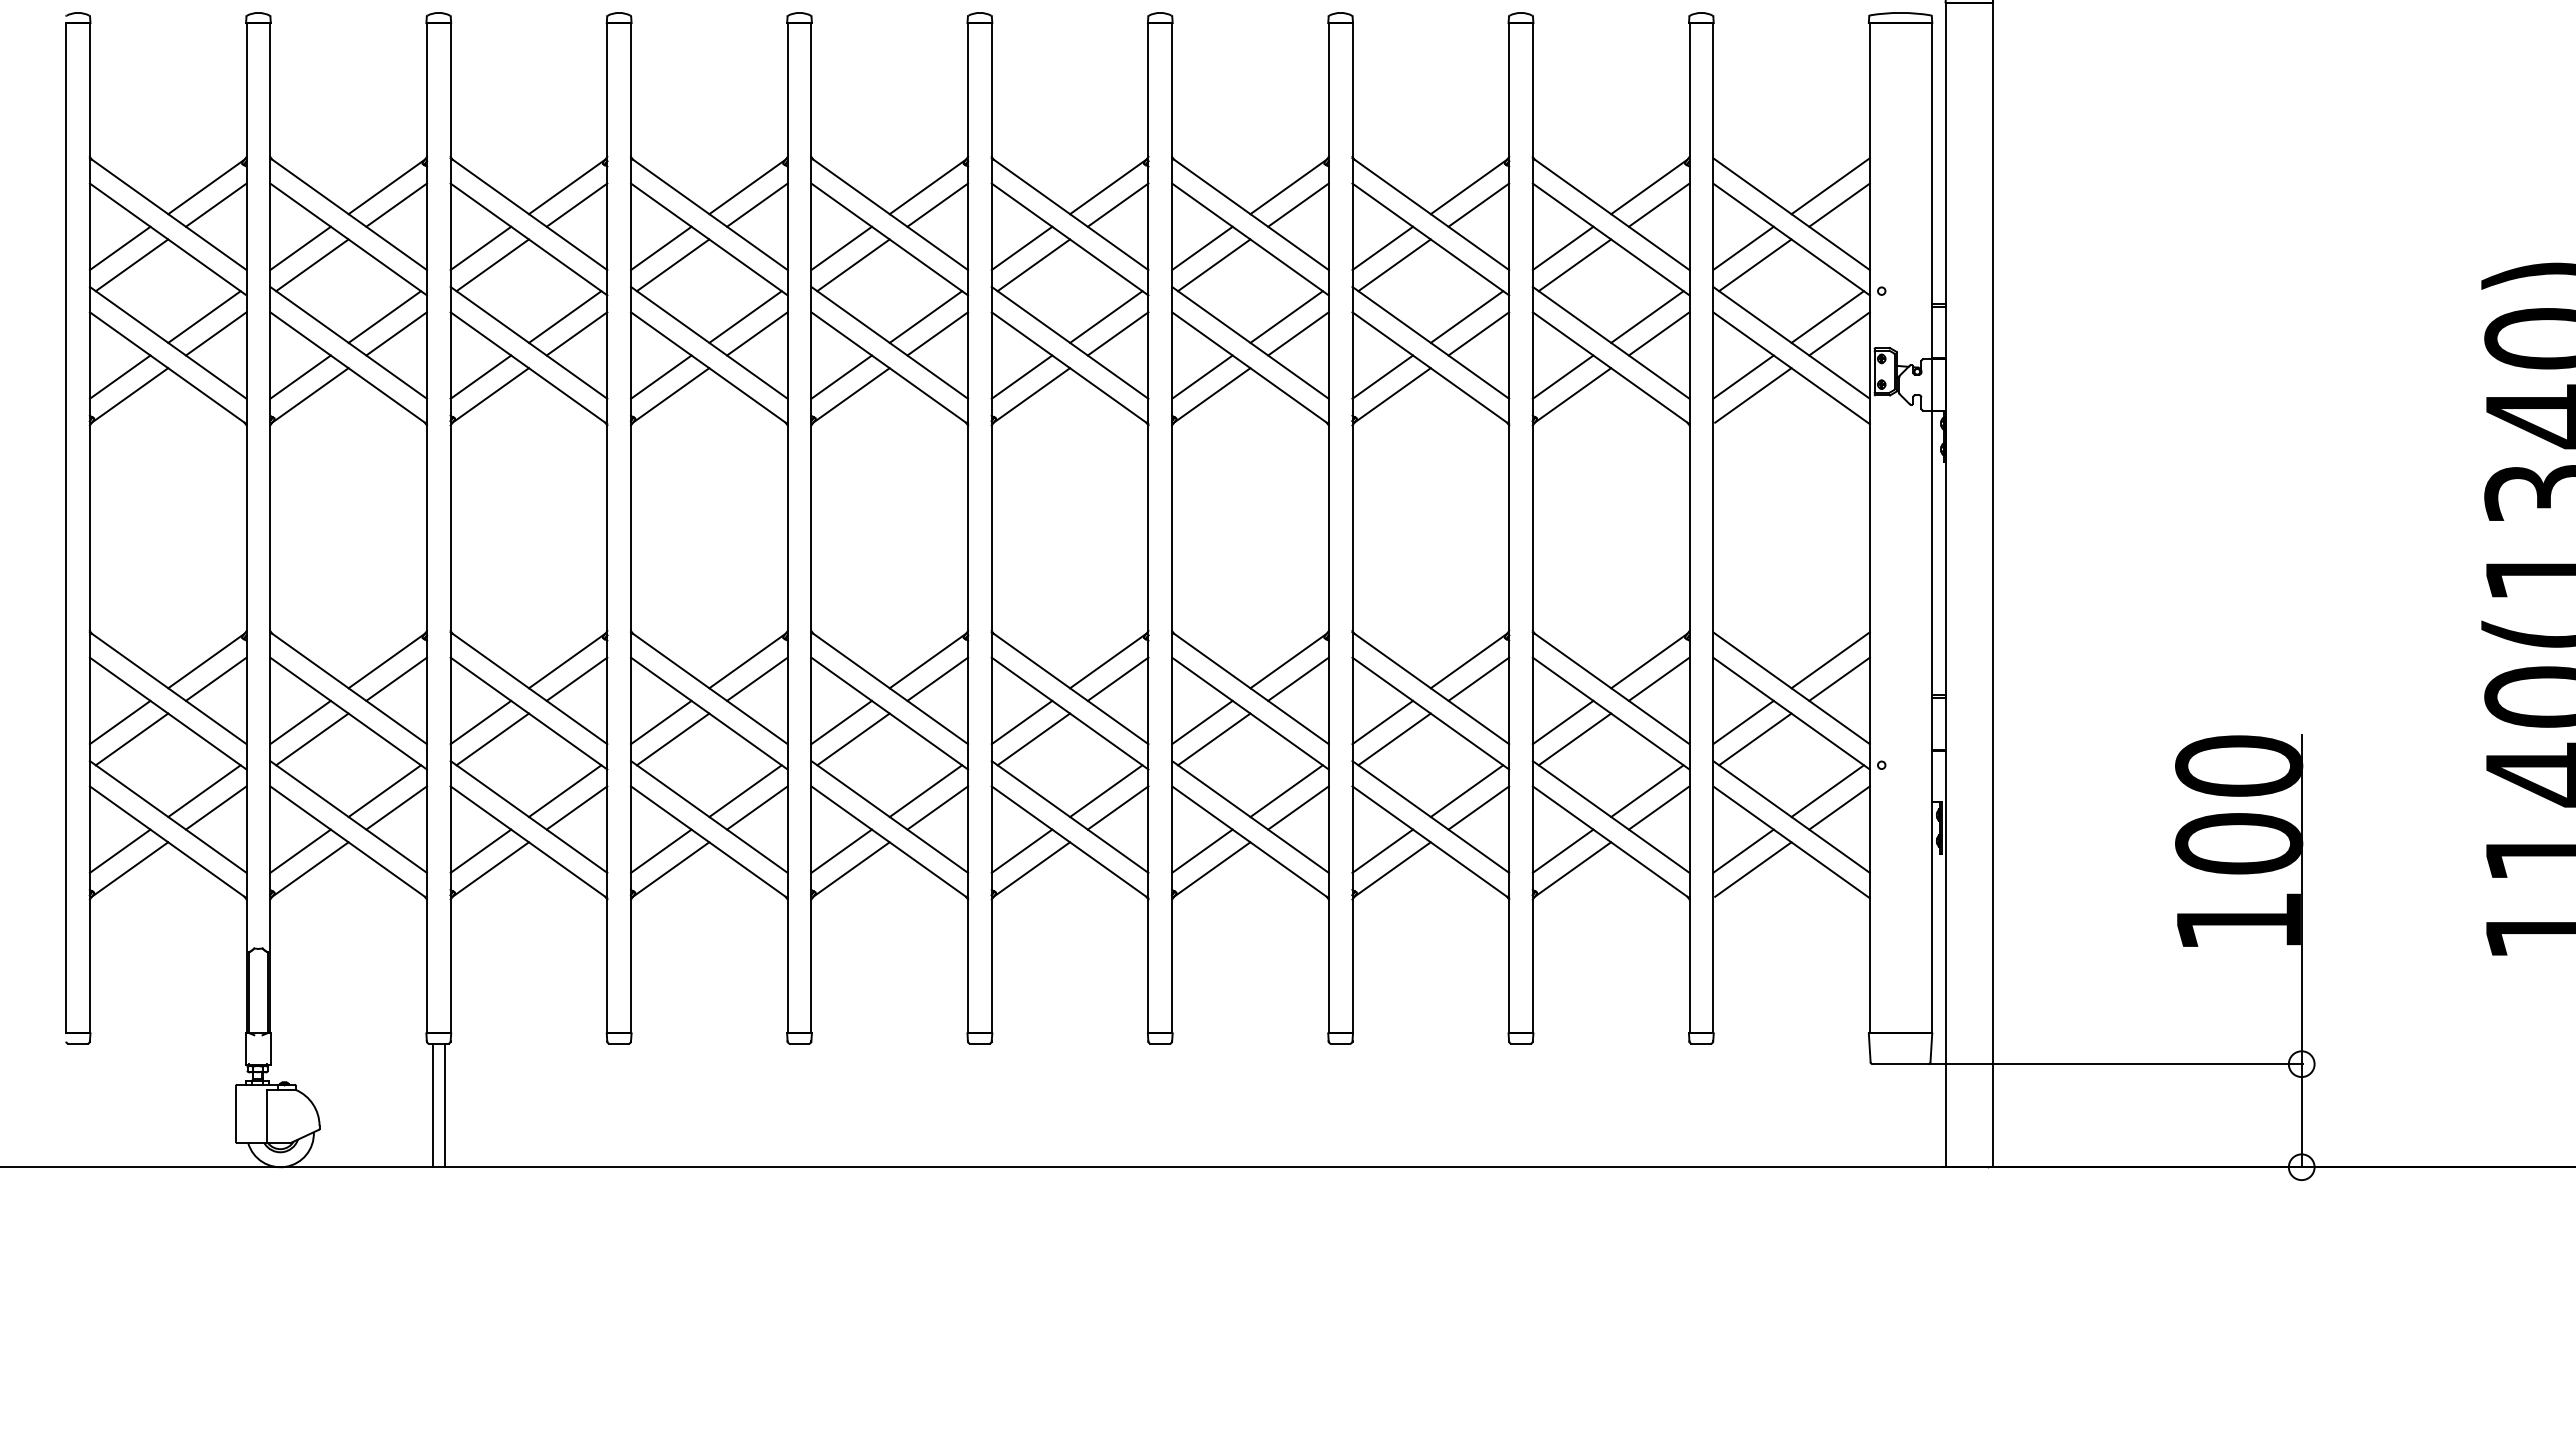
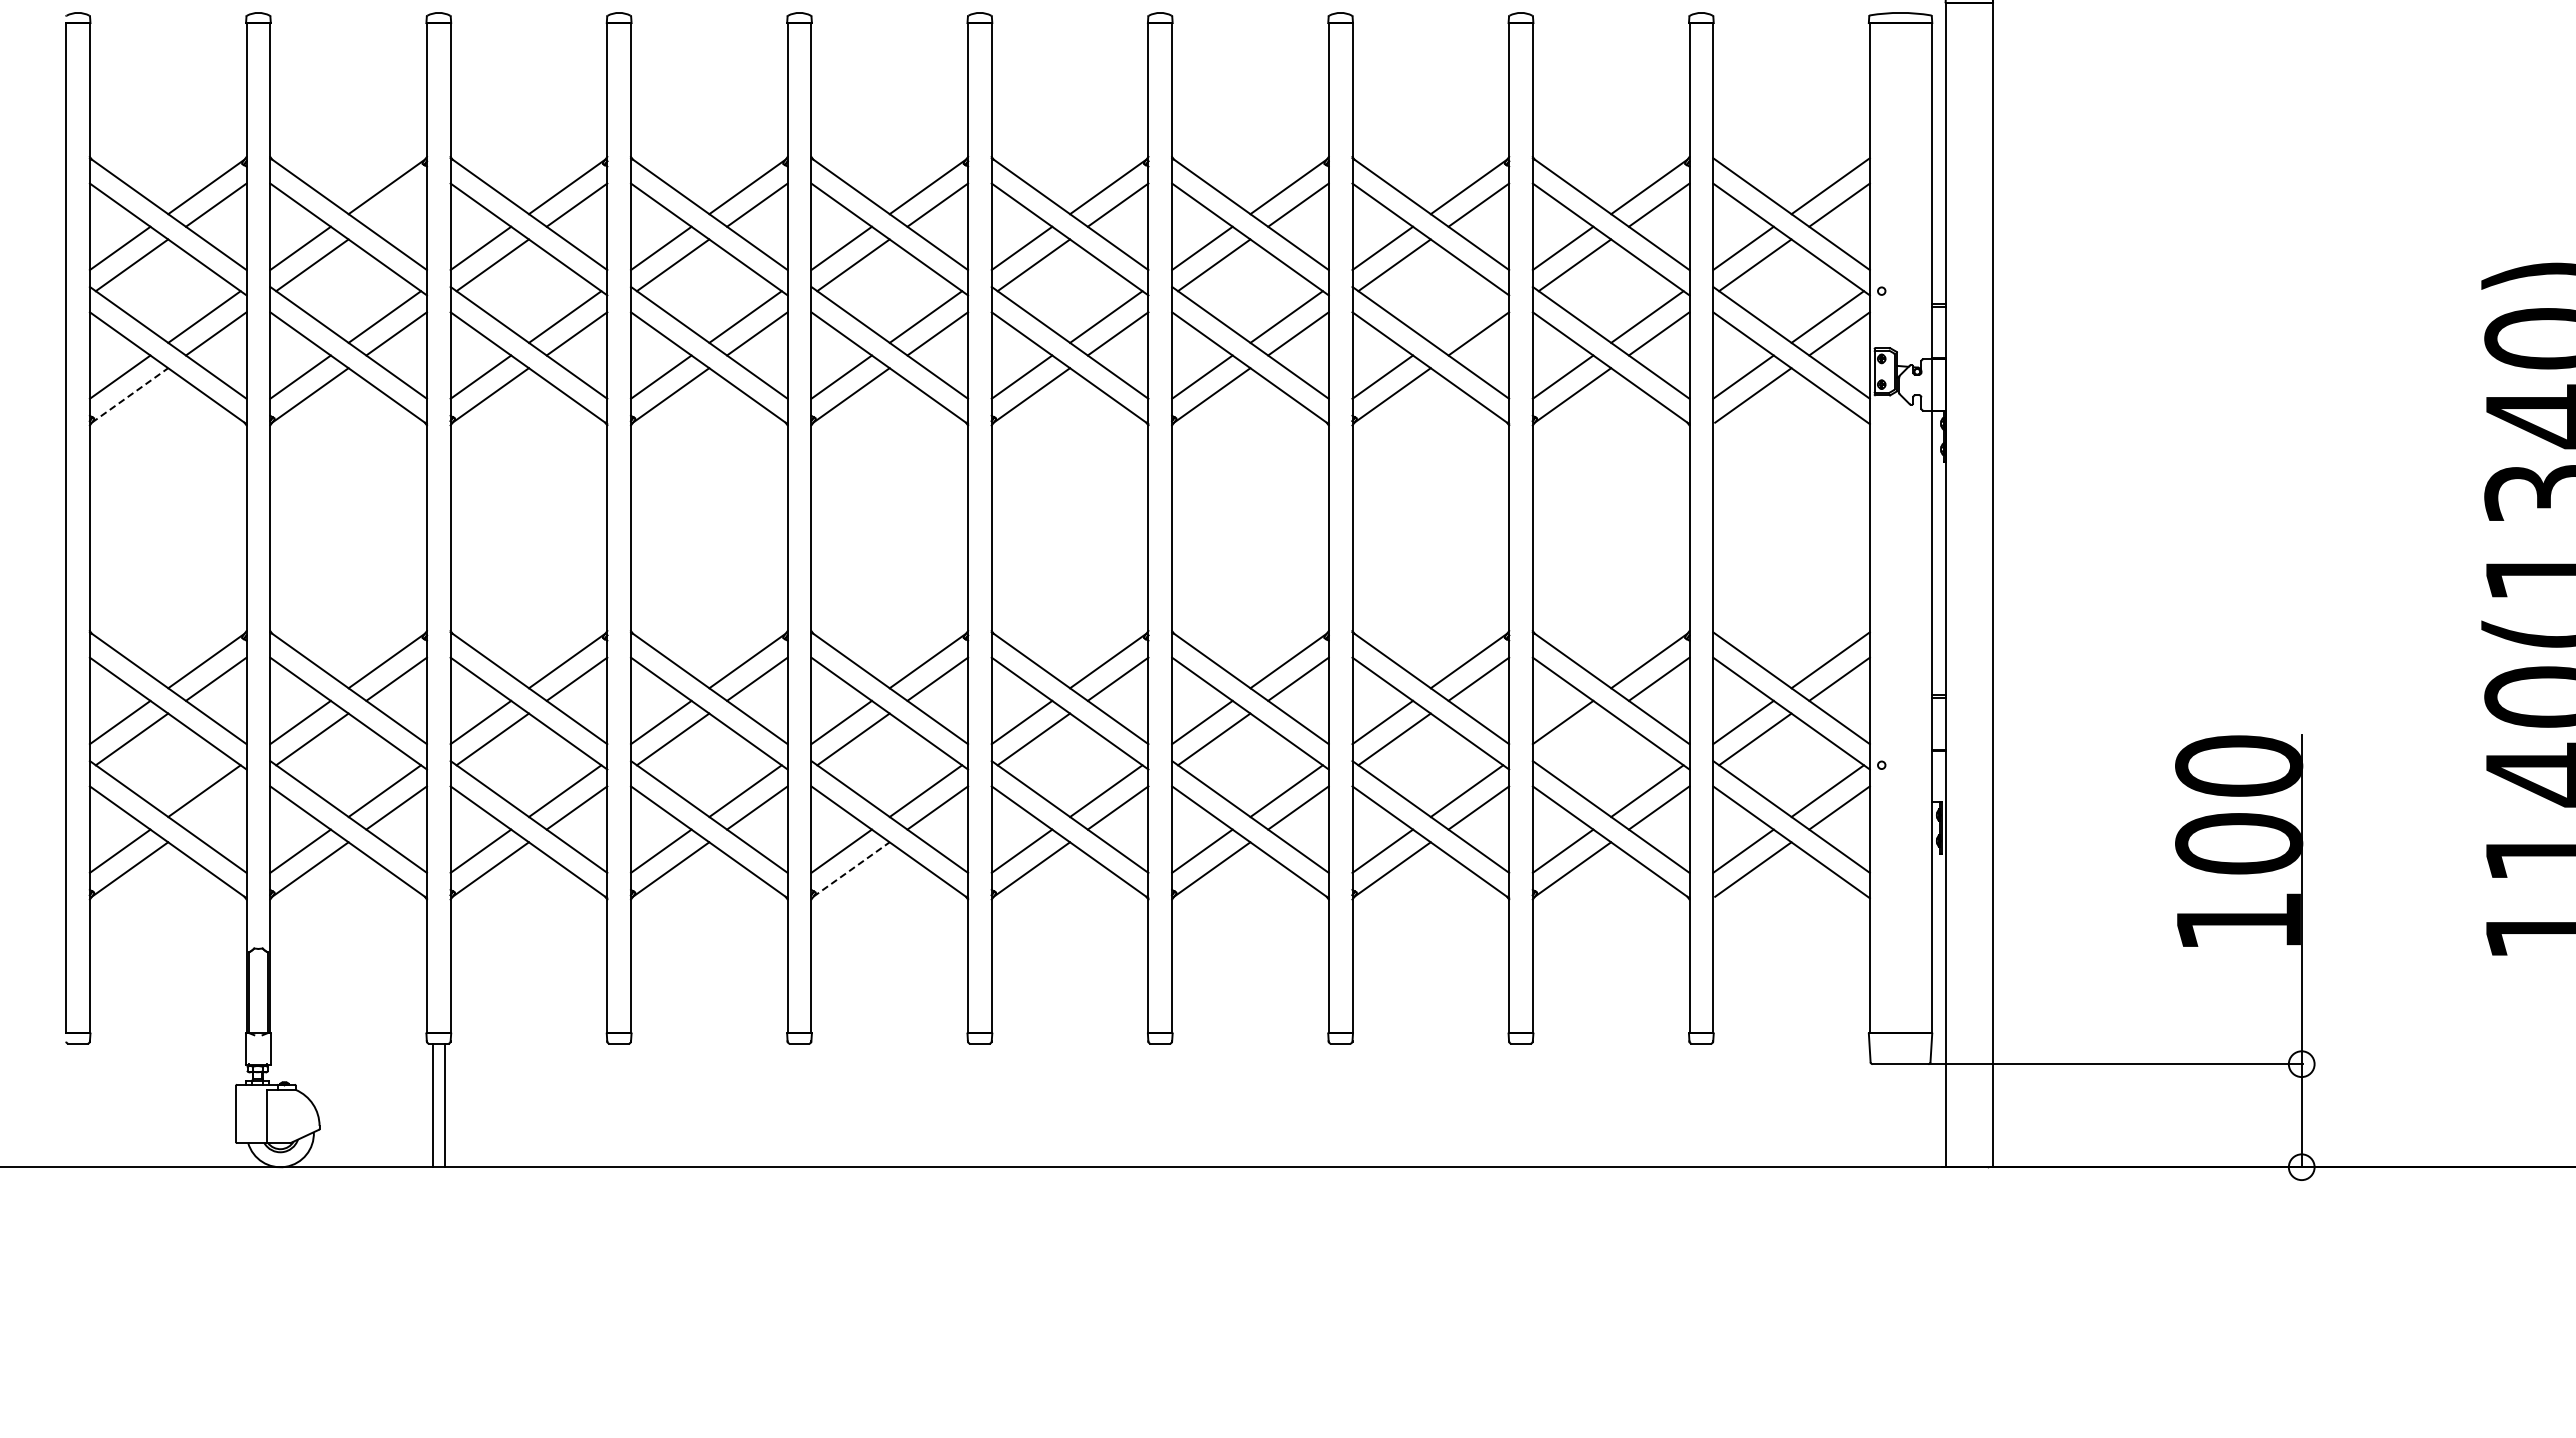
line: present -> none (396, 204)
line: present -> none (1466, 316)
line: solid -> dashed (130, 395)
line: present -> none (1574, 739)
line: present -> none (215, 807)
line: solid -> dashed (851, 869)
